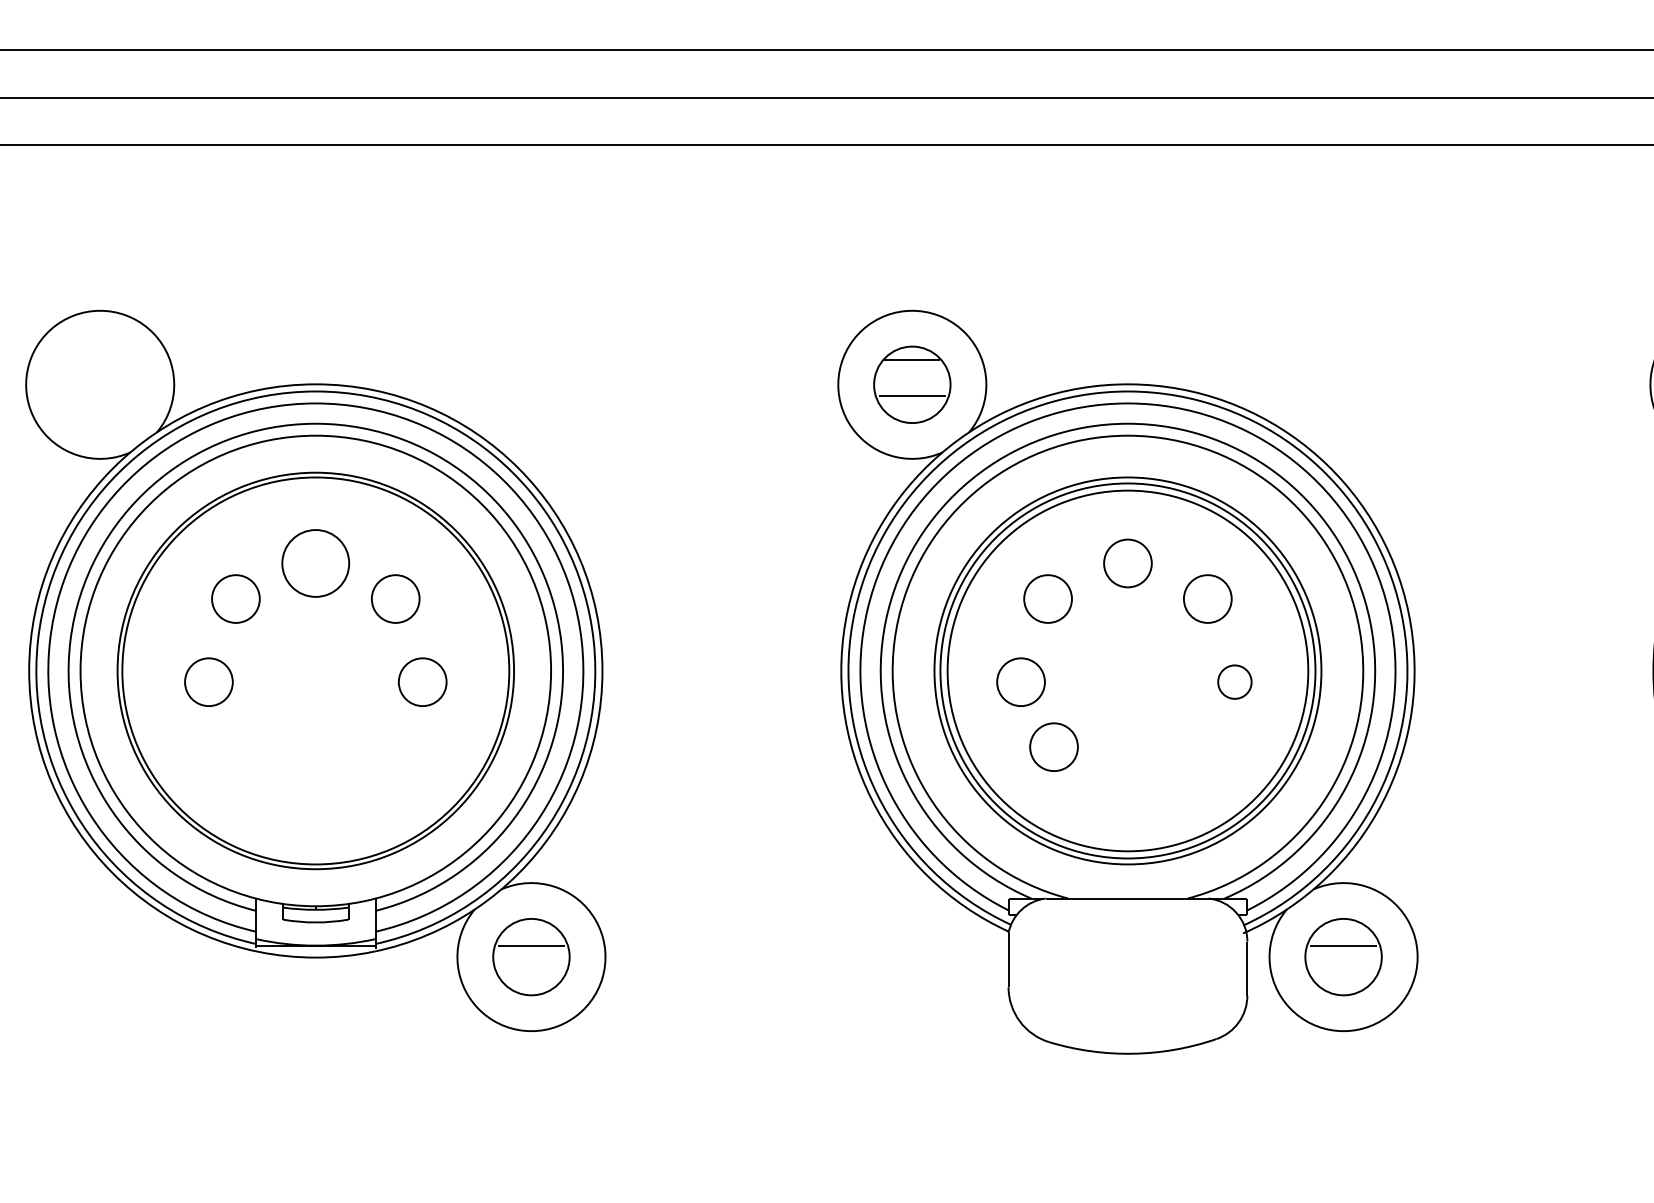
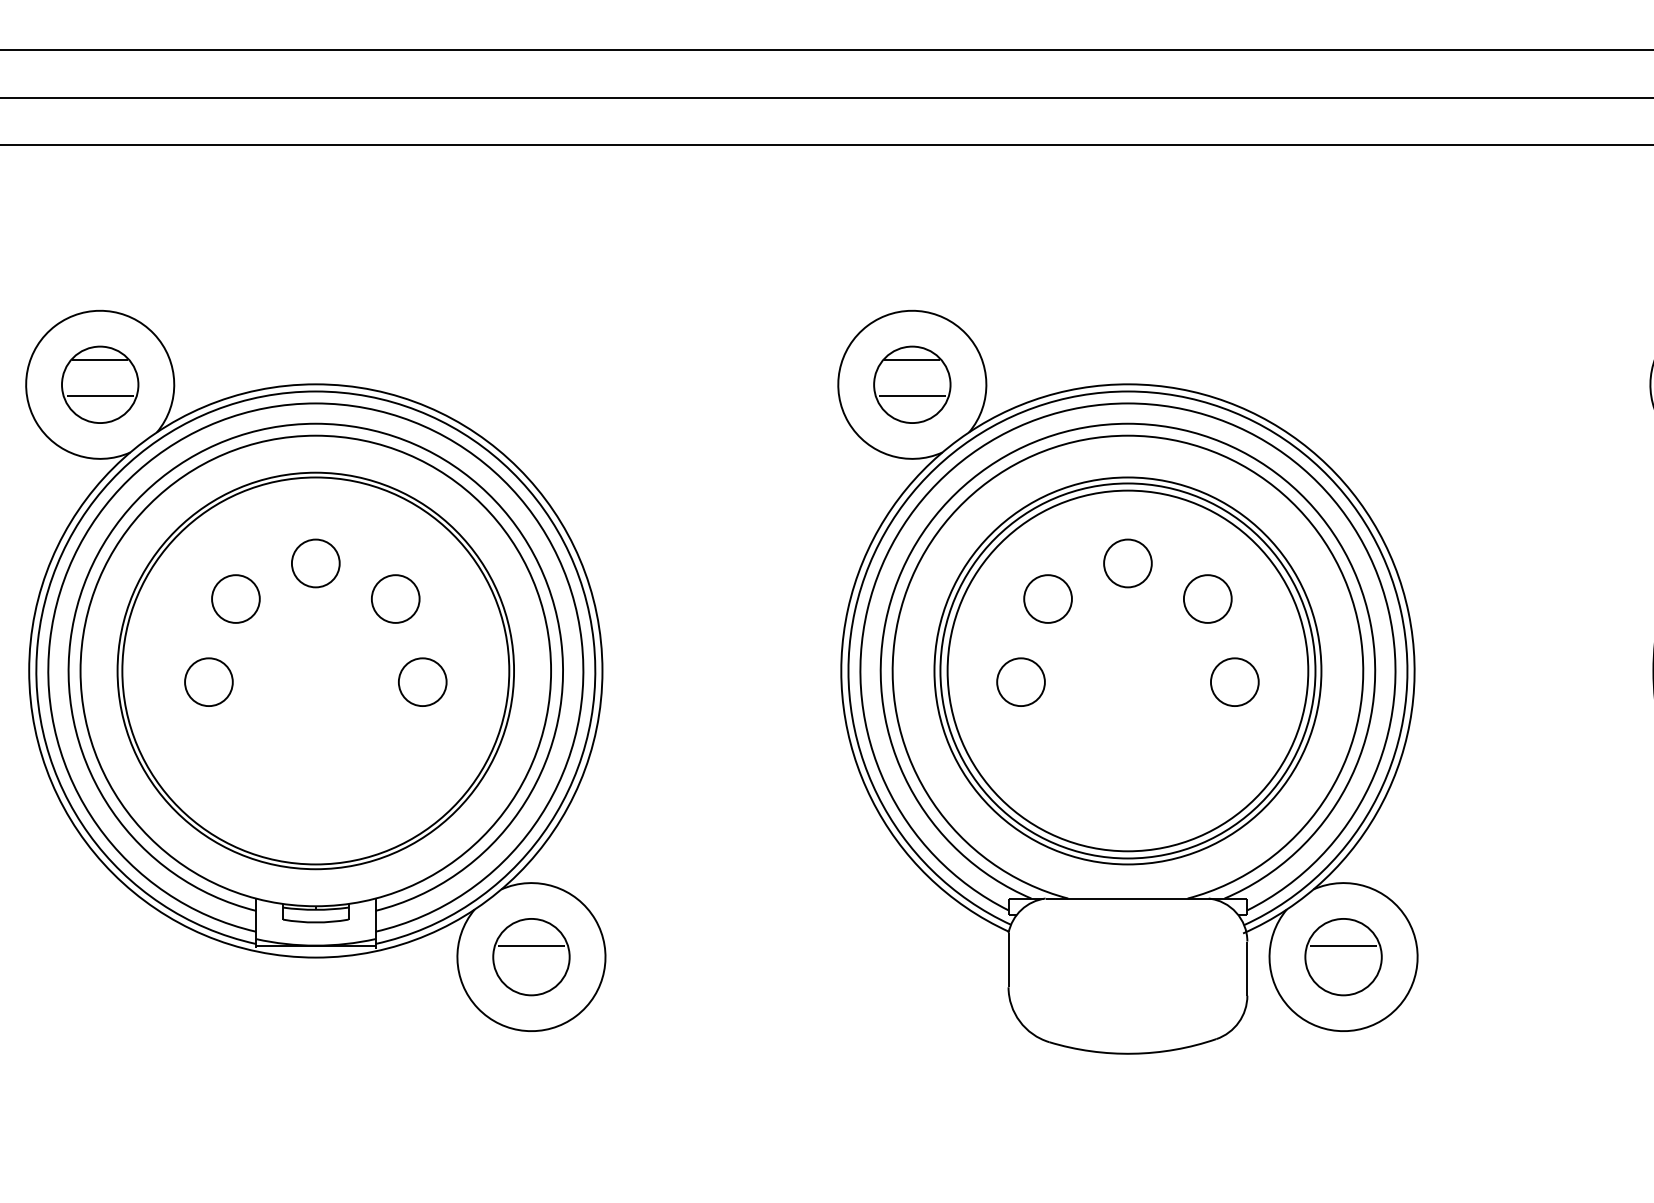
part: none -> present (100, 384)
part size: 70x69 px -> 50x51 px (315, 563)
part size: 36x36 px -> 50x50 px (1234, 681)
part: present -> none (1053, 746)
